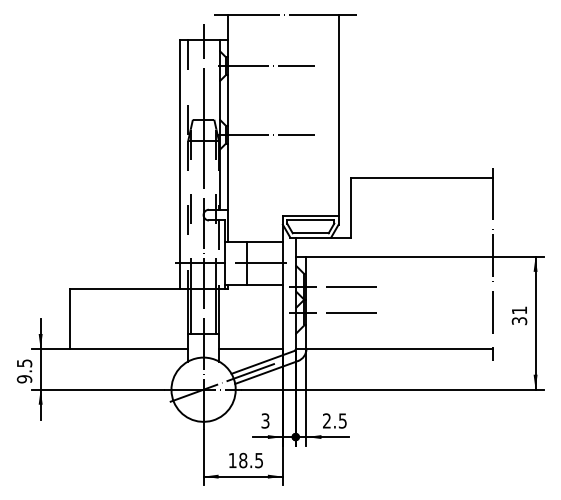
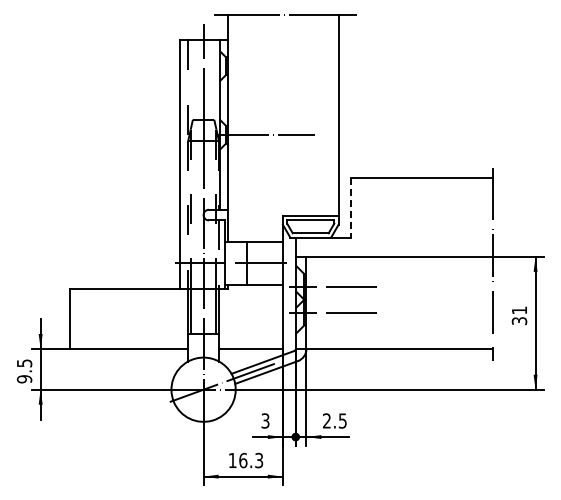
line: present -> none (266, 66)
line: solid -> dashed (351, 207)
text: 18.5 -> 16.3 (251, 460)
